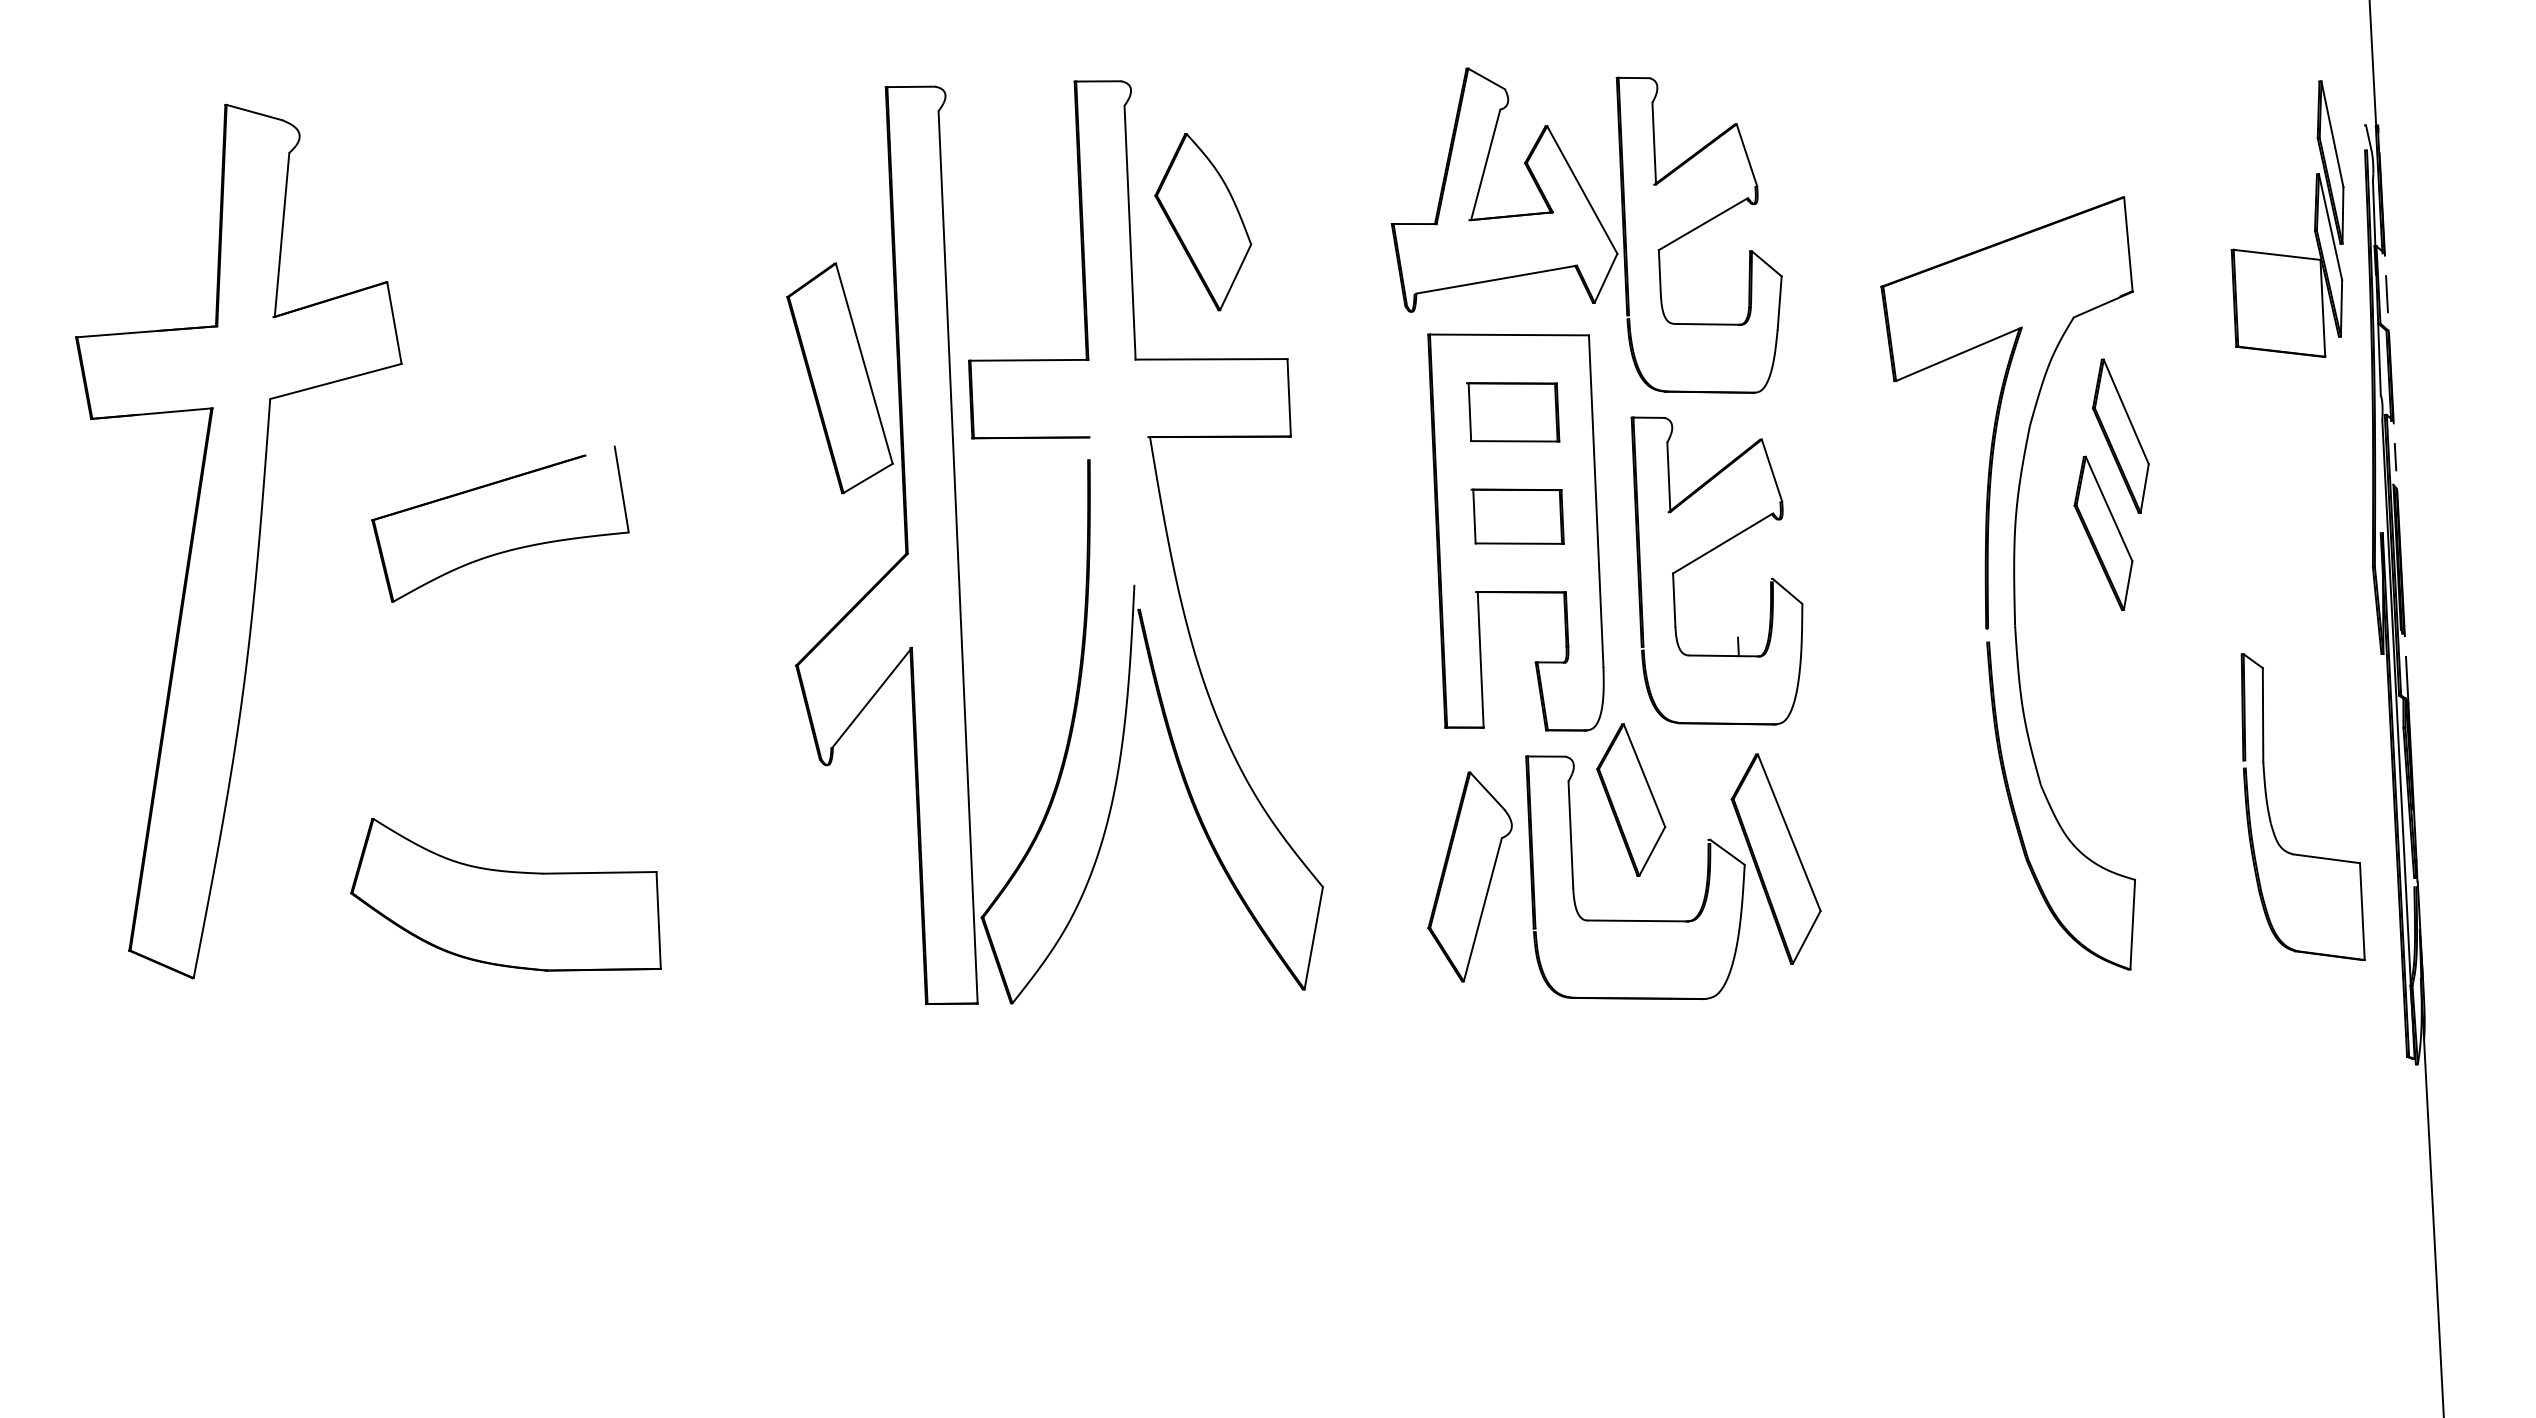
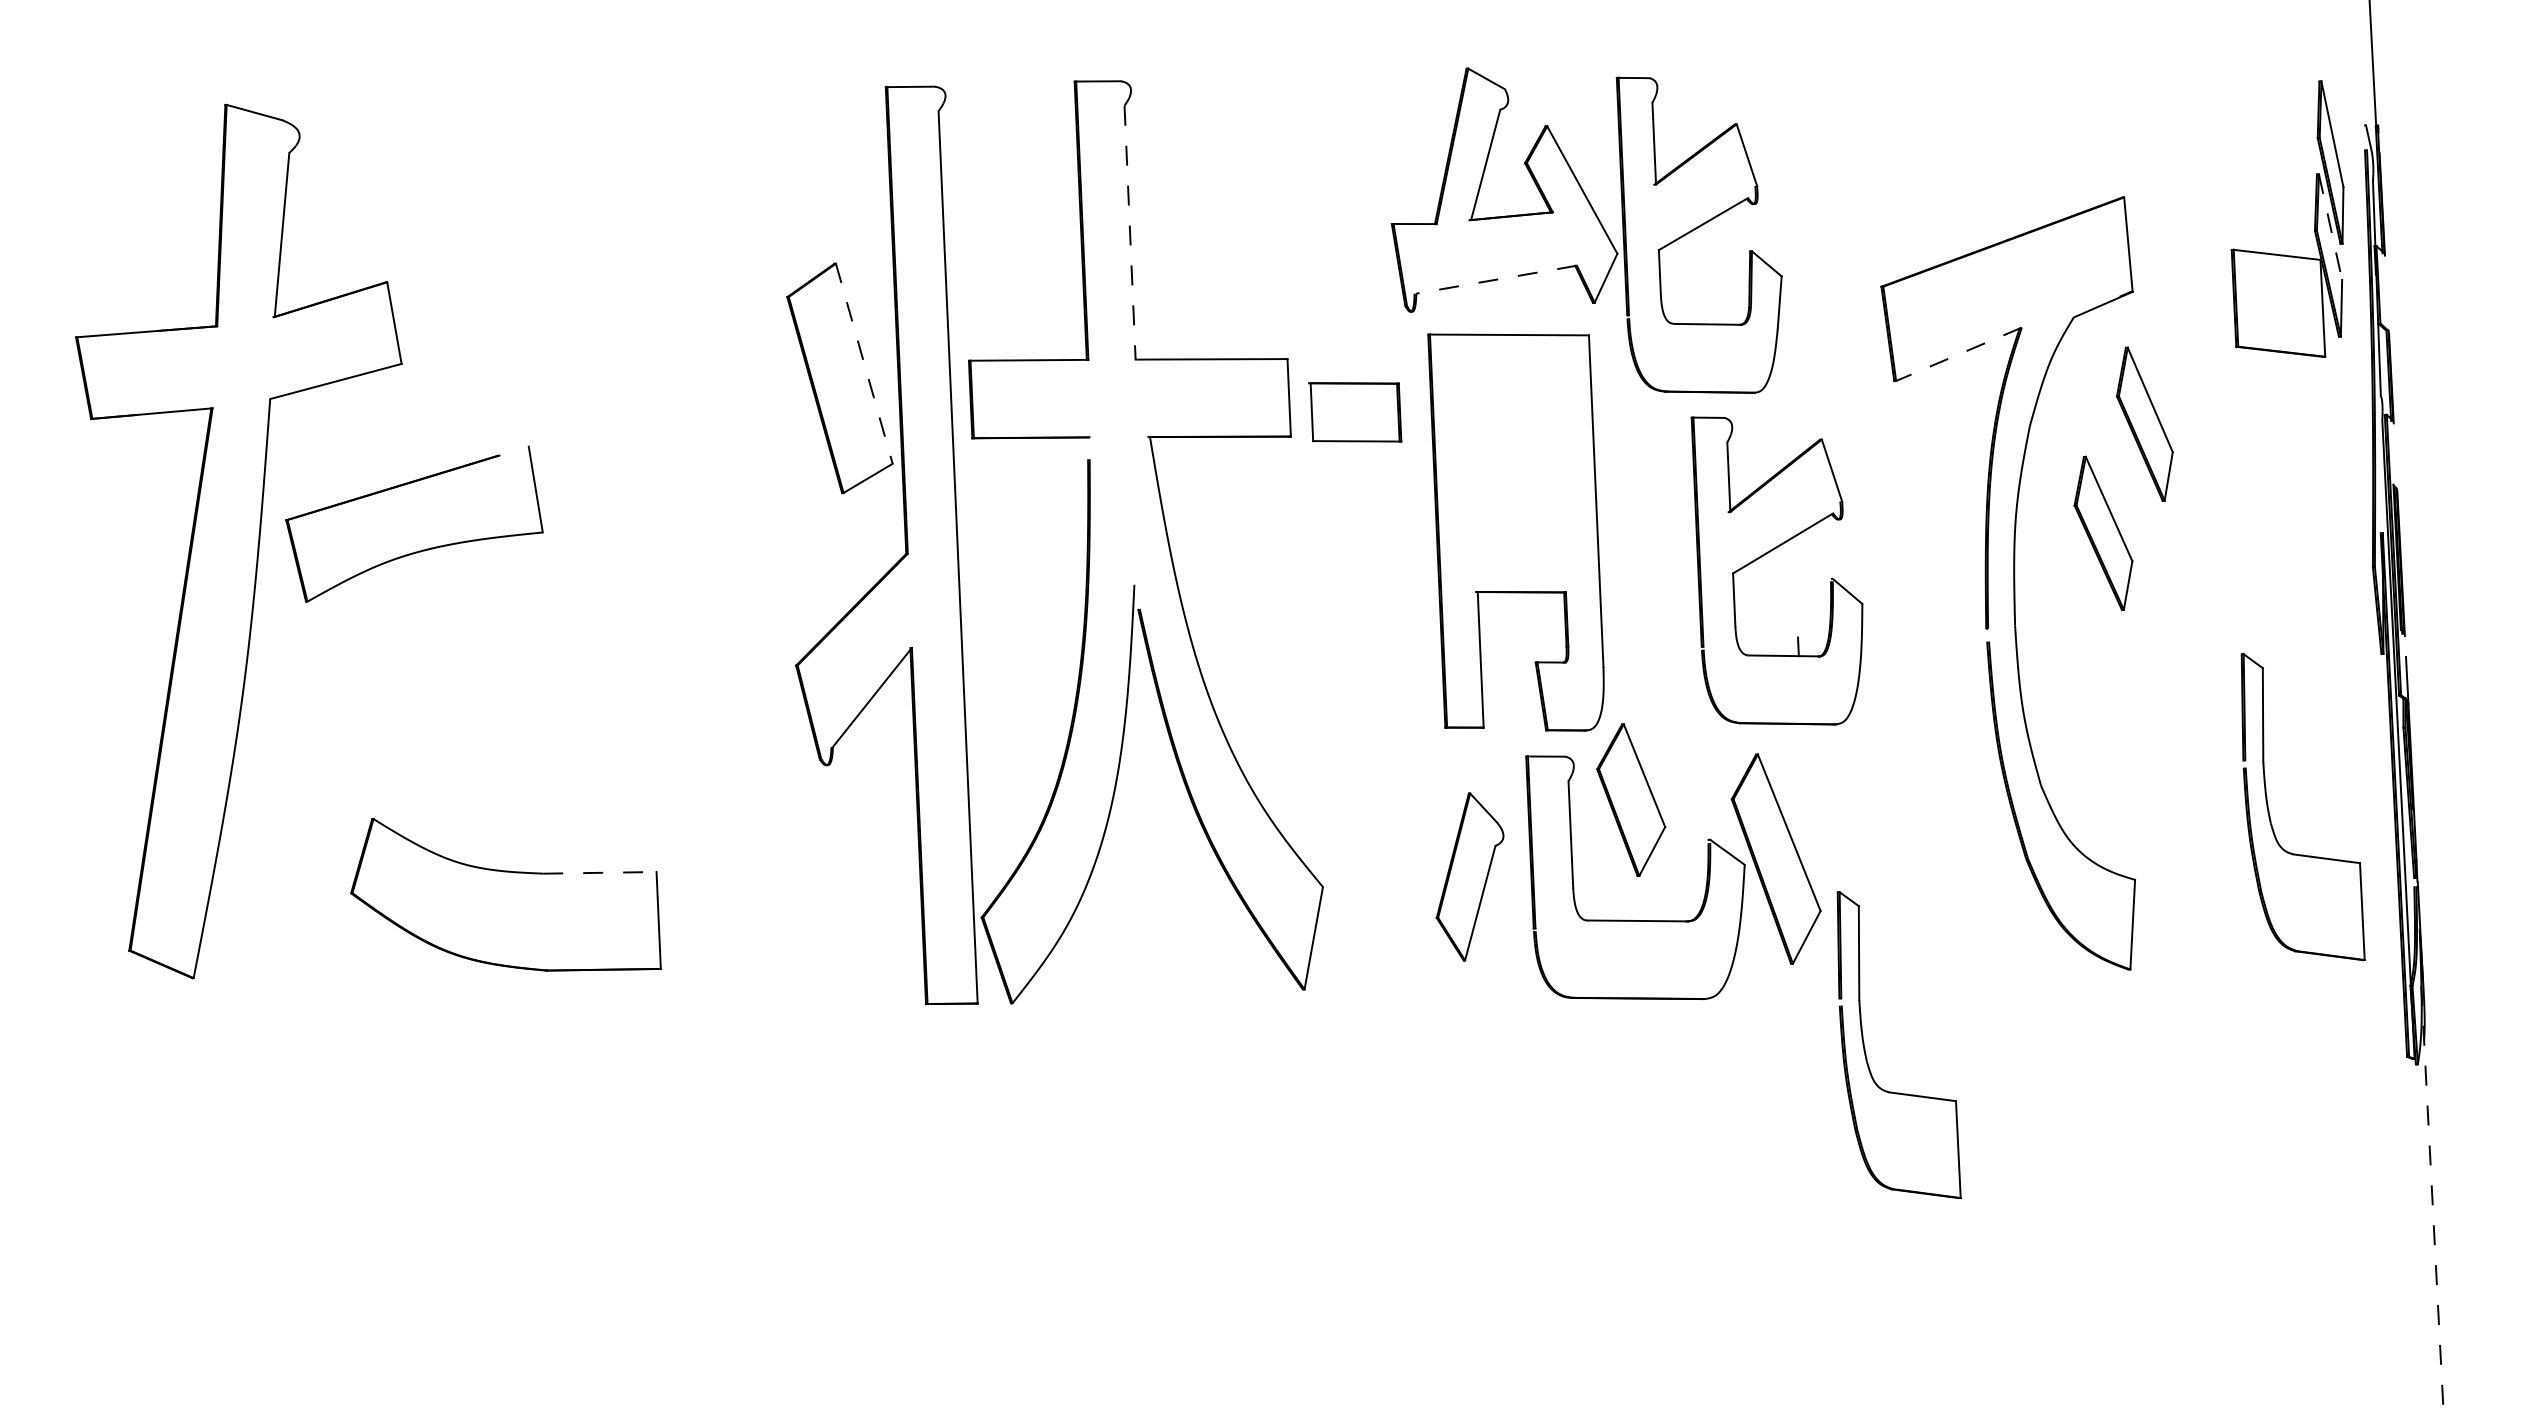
part: present -> none (1203, 222)
line: solid -> dashed (2330, 227)
line: solid -> dashed (1130, 233)
line: solid -> dashed (1496, 279)
line: present -> none (2386, 294)
line: solid -> dashed (1958, 354)
line: solid -> dashed (864, 363)
part position: (1513, 412) -> (1355, 412) (1355, 412)
part position: (2120, 435) -> (2144, 423) (2144, 423)
line: present -> none (2395, 456)
part: present -> none (1517, 516)
part position: (508, 549) -> (422, 549) (422, 549)
part position: (1705, 555) -> (1765, 555) (1765, 555)
line: solid -> dashed (599, 872)
part size: 86x212 px -> 70x170 px (1469, 876)
part: none -> present (1866, 1053)
line: solid -> dashed (2432, 1198)
